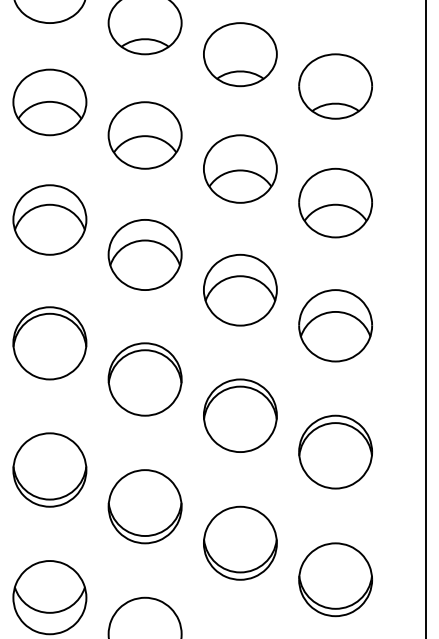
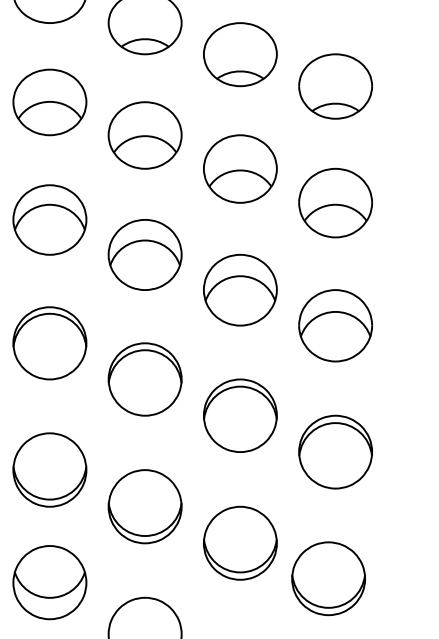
line: present -> none (425, 318)
part position: (335, 579) -> (328, 578) (328, 578)
part position: (49, 597) -> (49, 582) (49, 582)
